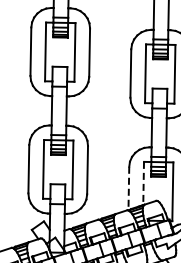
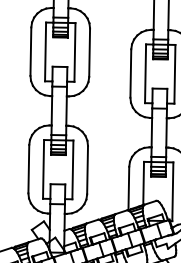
line: dashed -> solid (143, 183)
line: dashed -> solid (128, 188)
